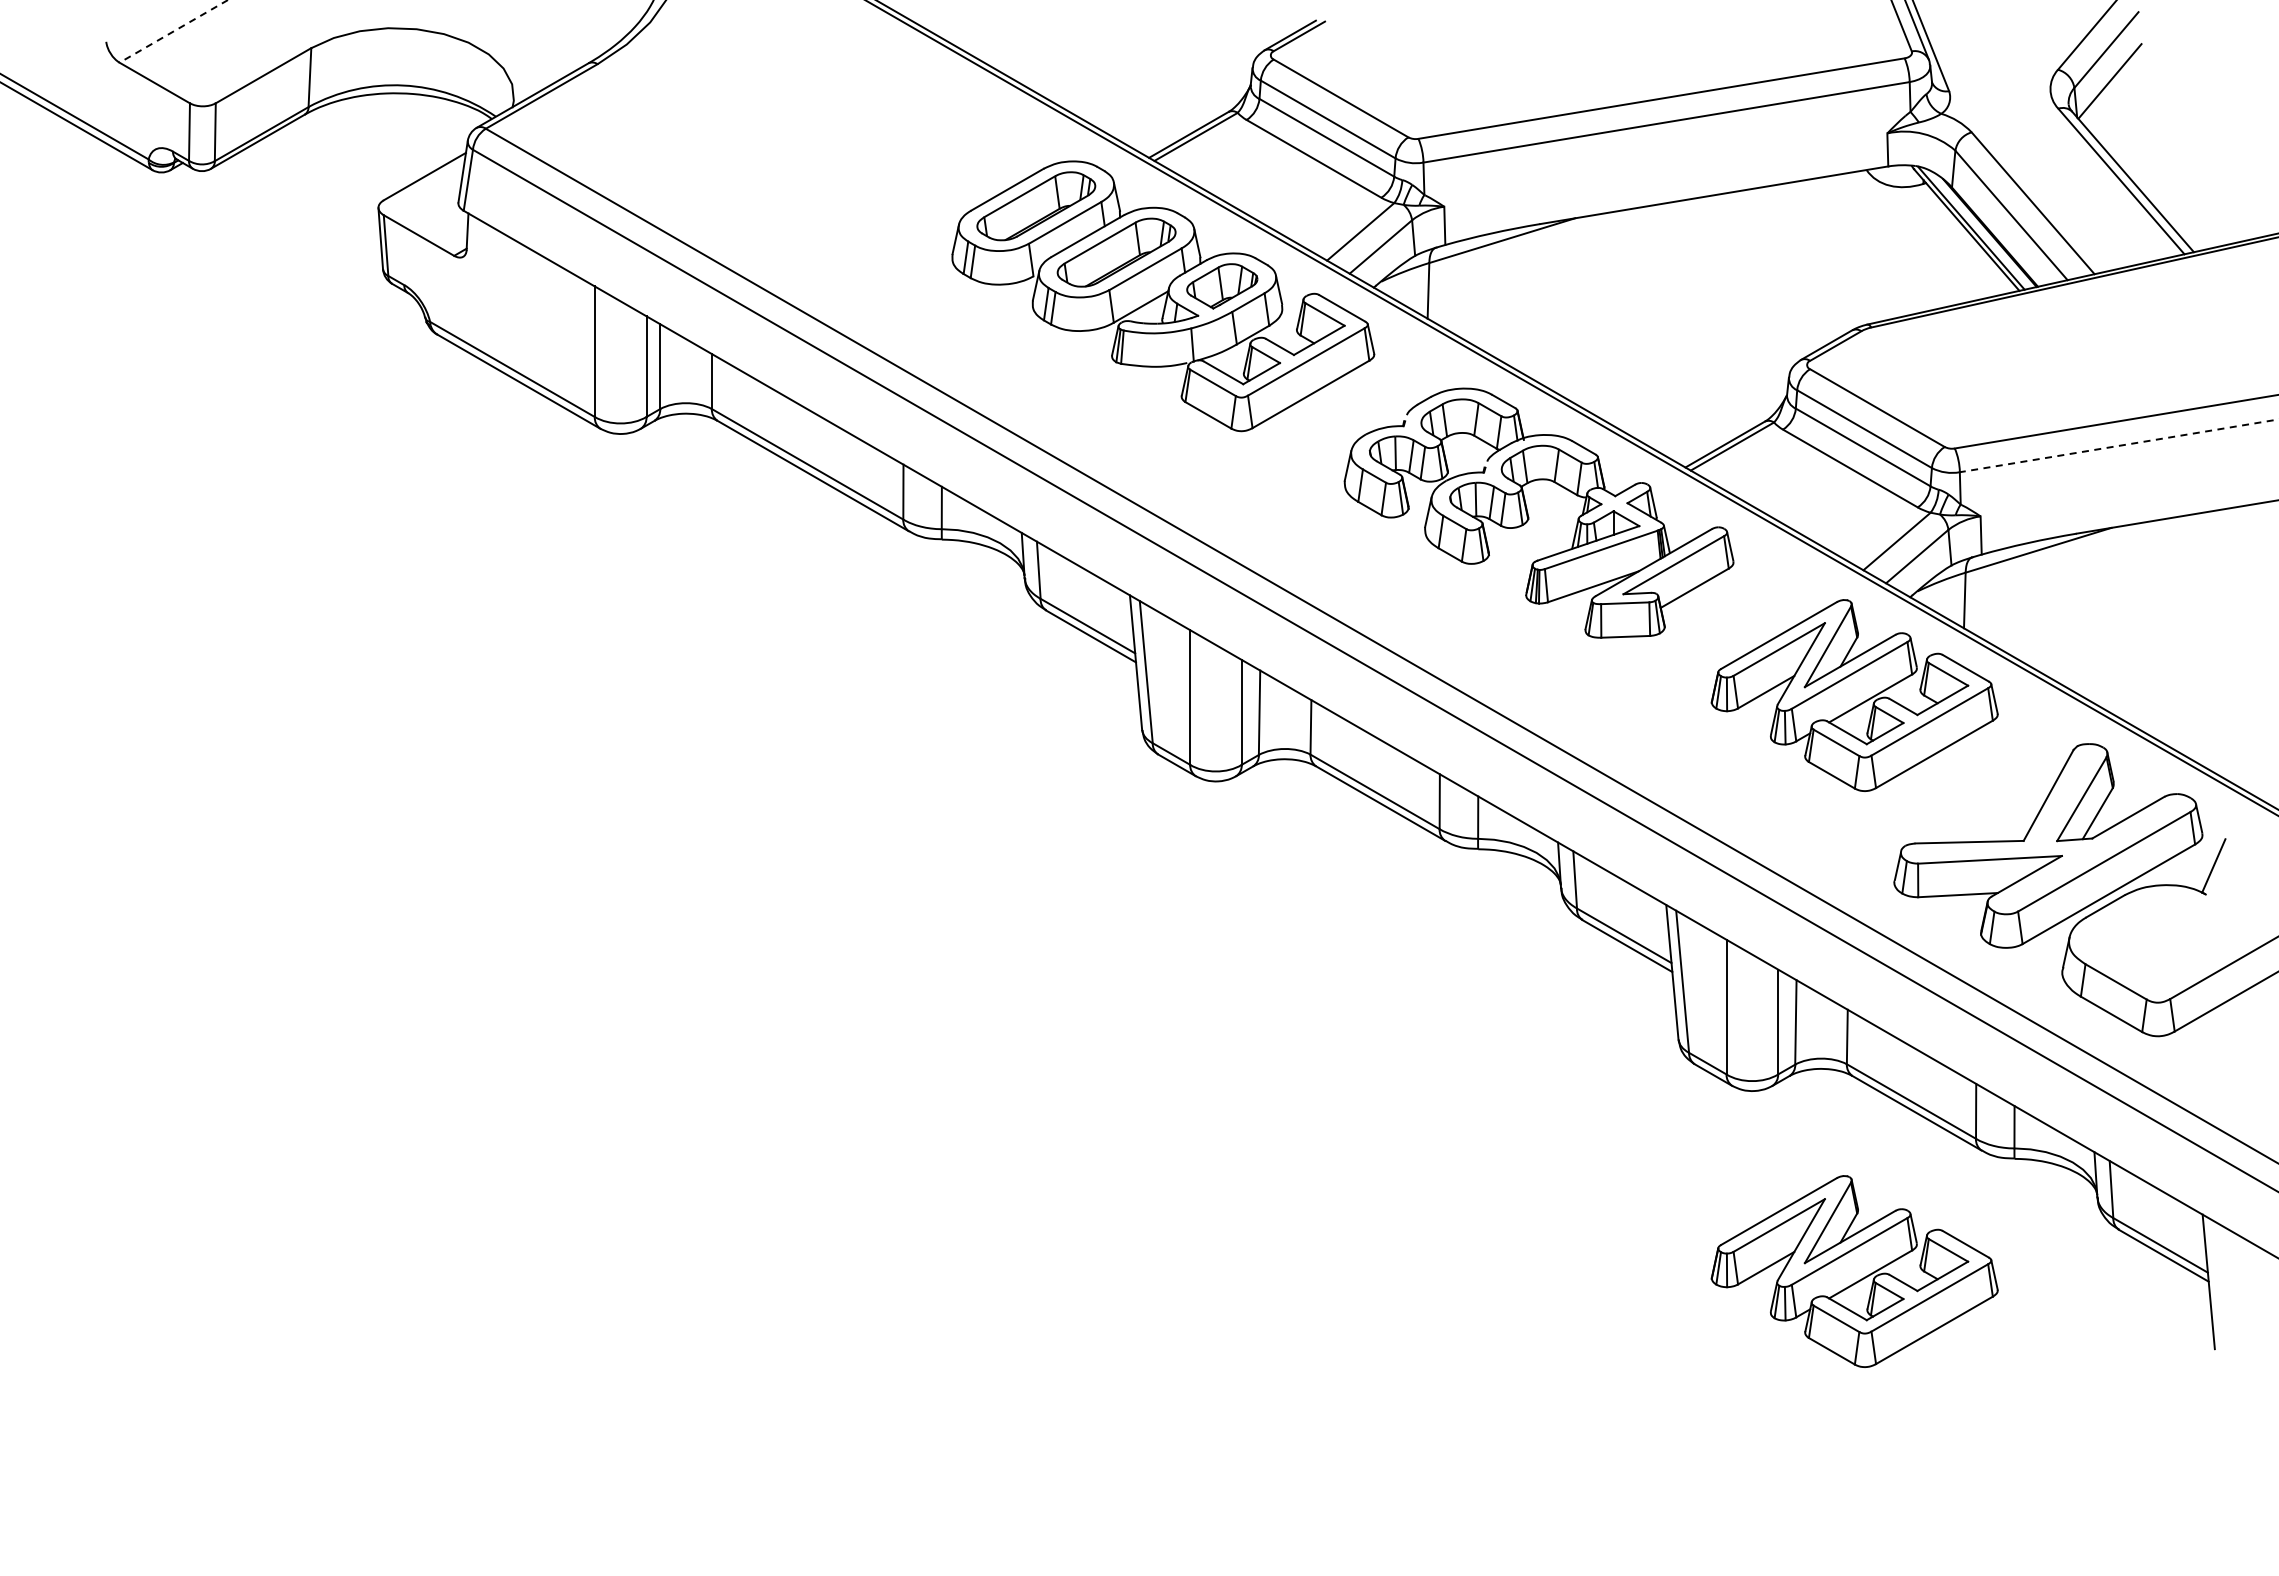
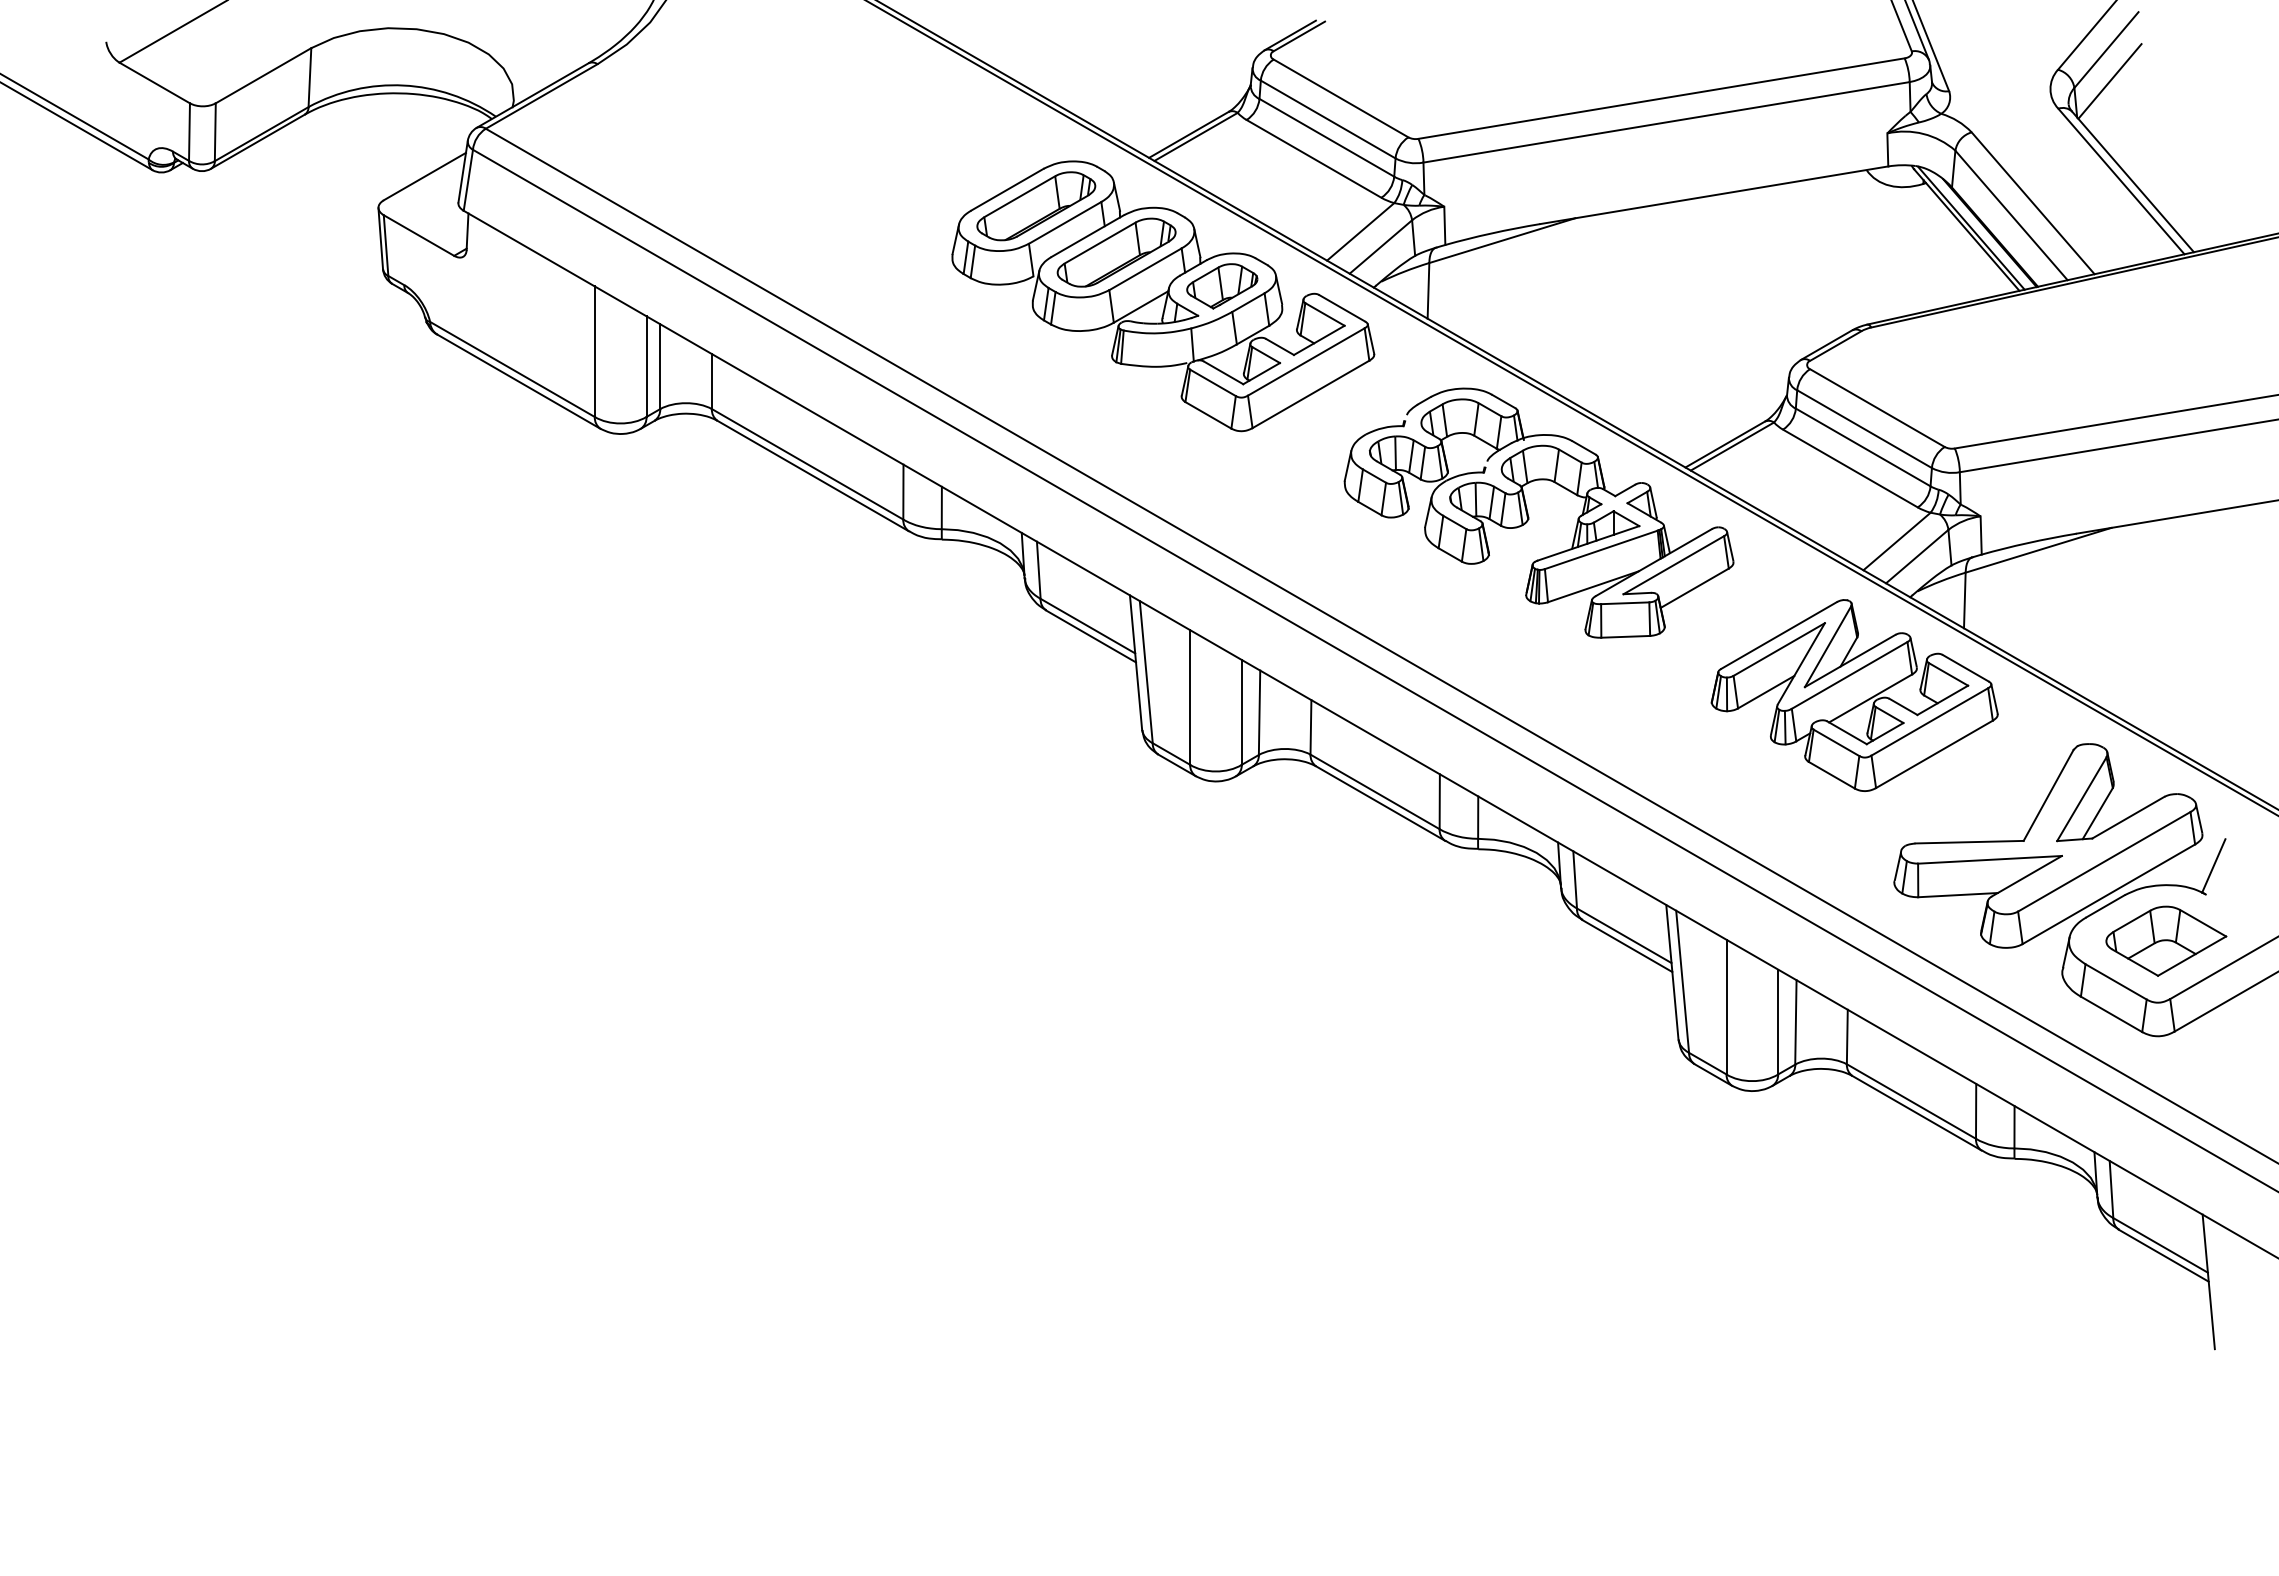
line: dashed -> solid (173, 31)
line: dashed -> solid (2118, 445)
part: none -> present (2166, 940)
part: present -> none (1854, 1271)
